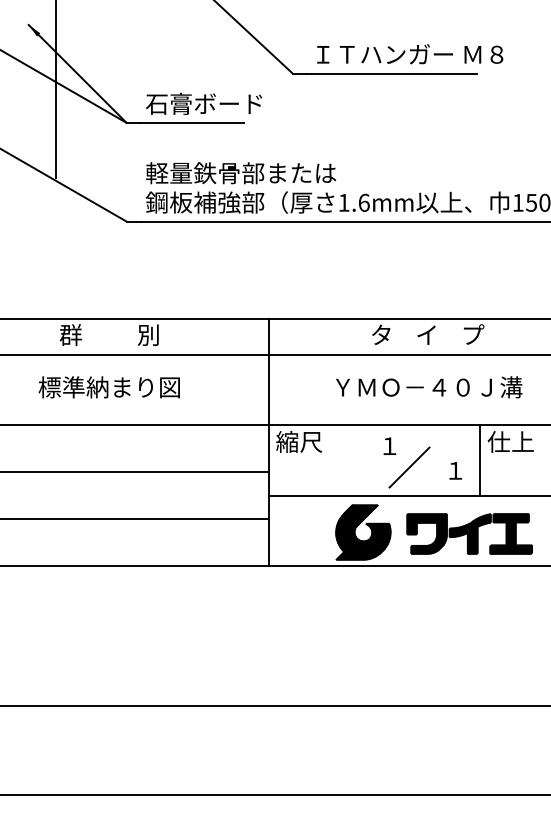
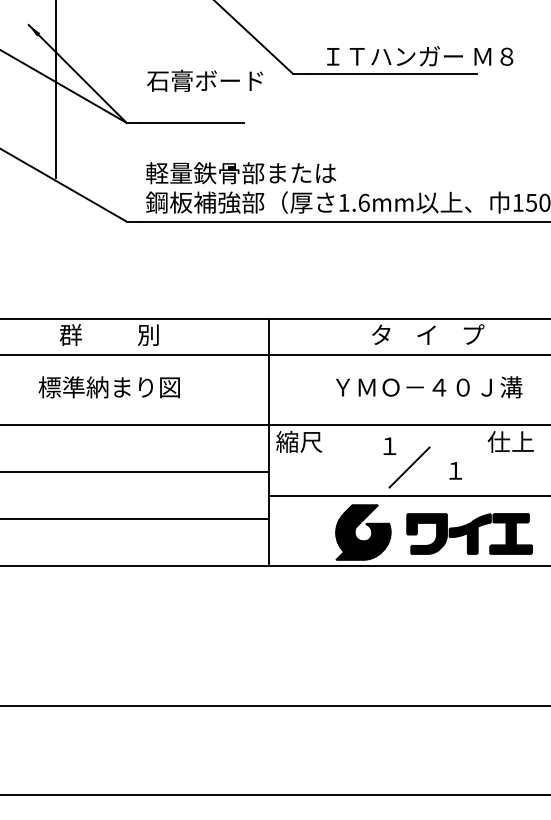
text position: (410, 54) -> (420, 56) (420, 56)
text position: (203, 103) -> (204, 80) (204, 80)
line: present -> none (480, 460)
